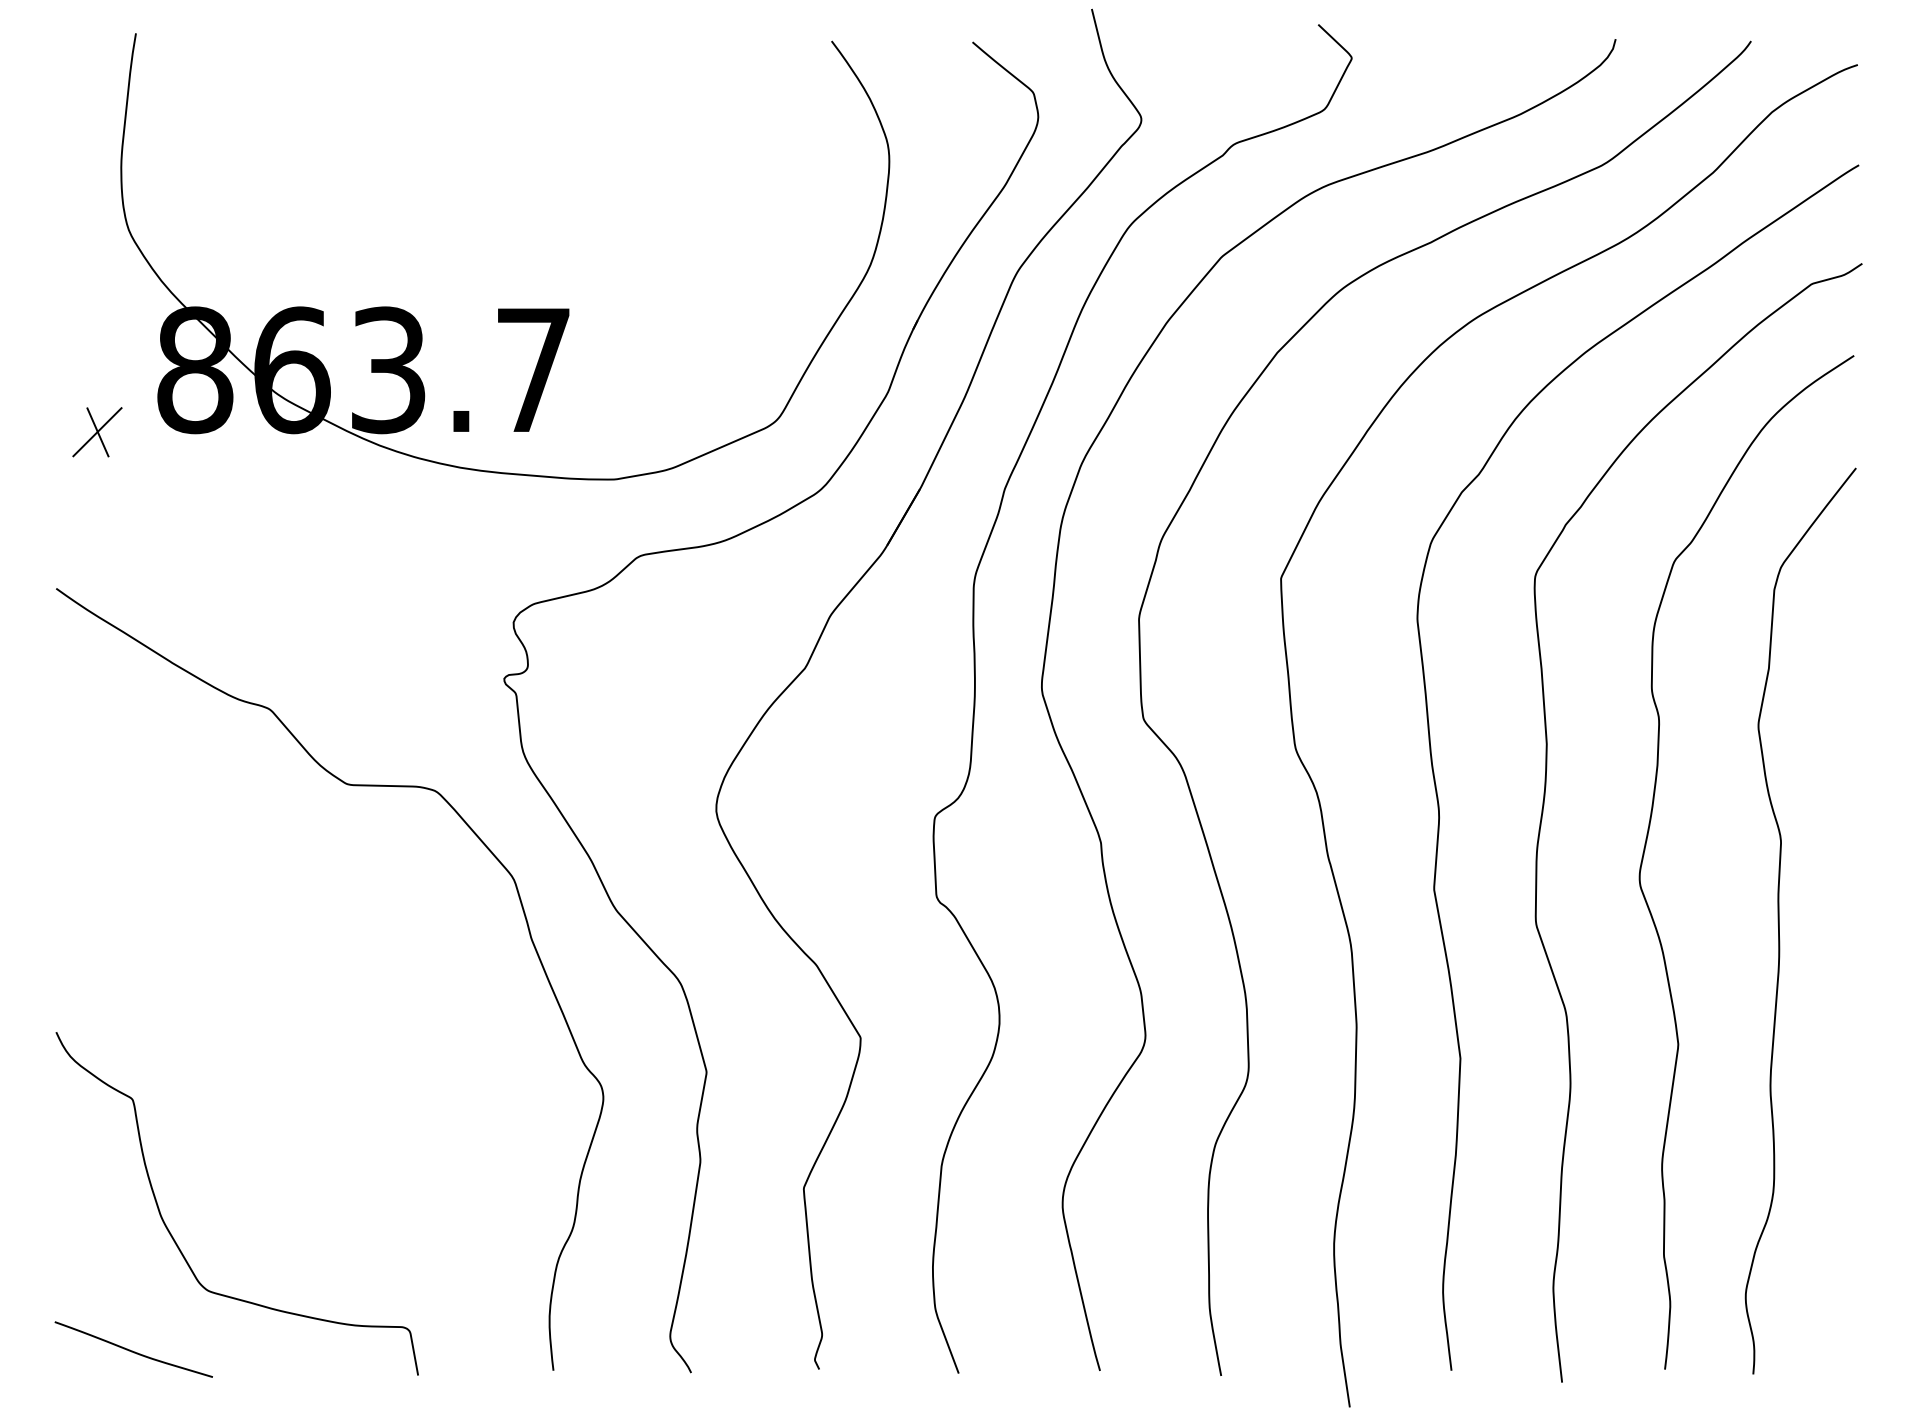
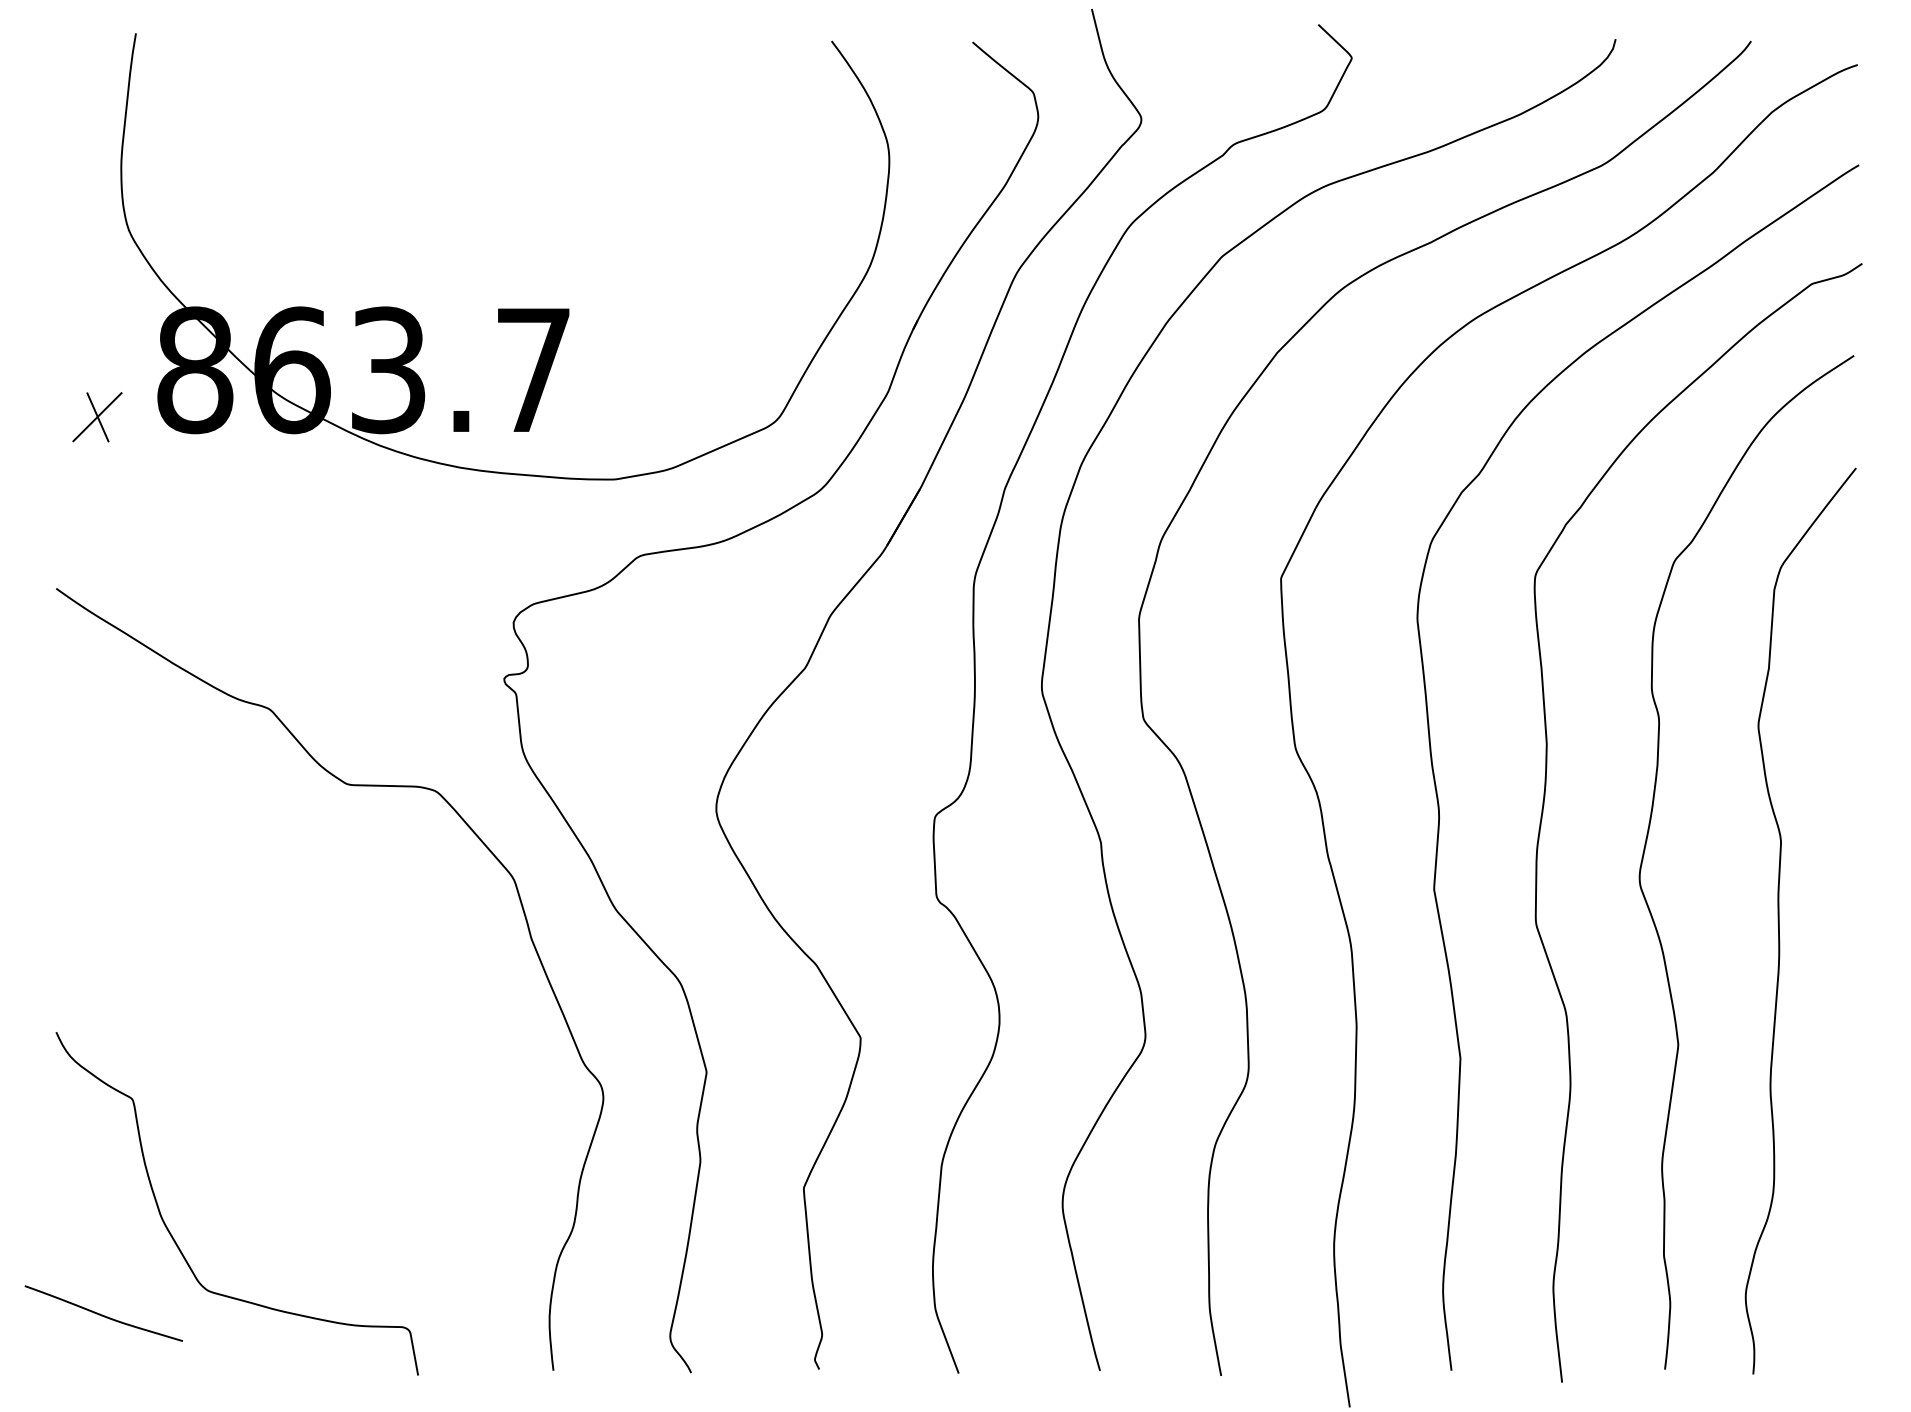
part position: (97, 432) -> (97, 417) (97, 417)
curve position: (132, 1350) -> (102, 1314) (102, 1314)
